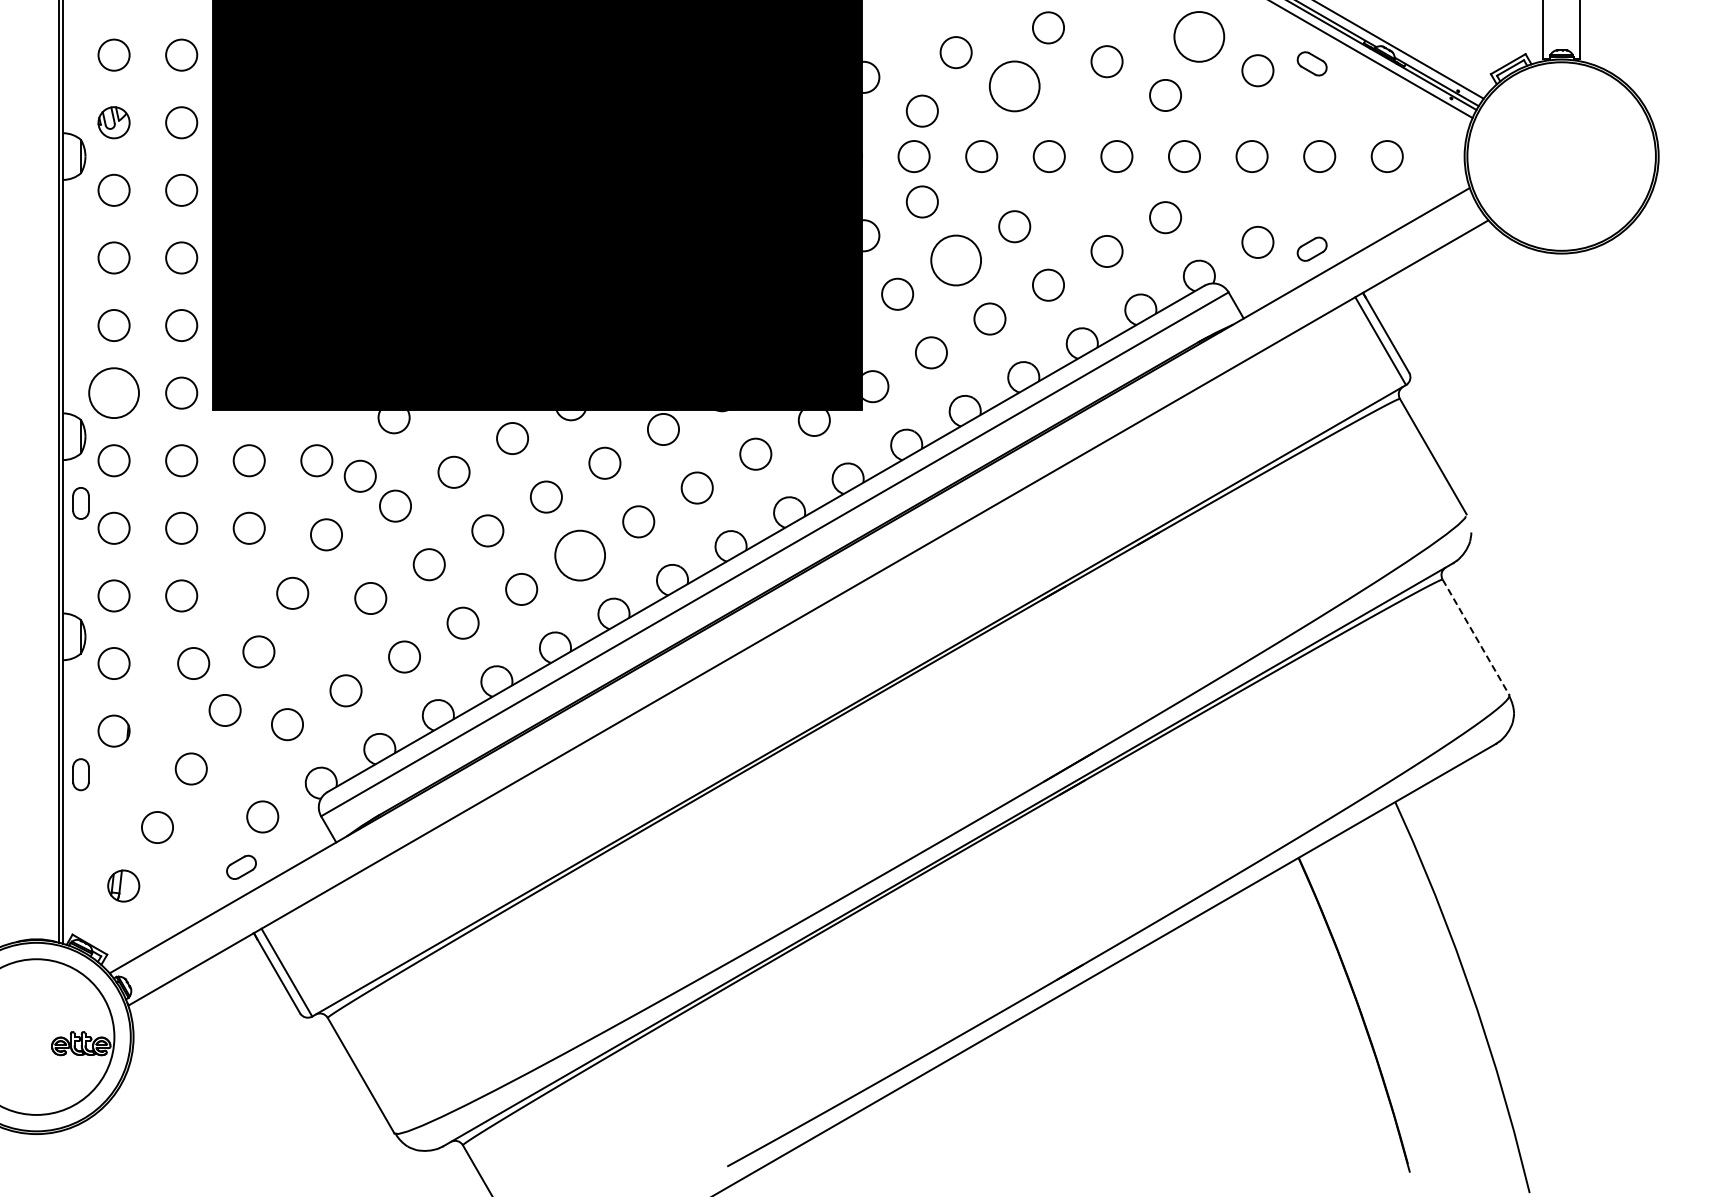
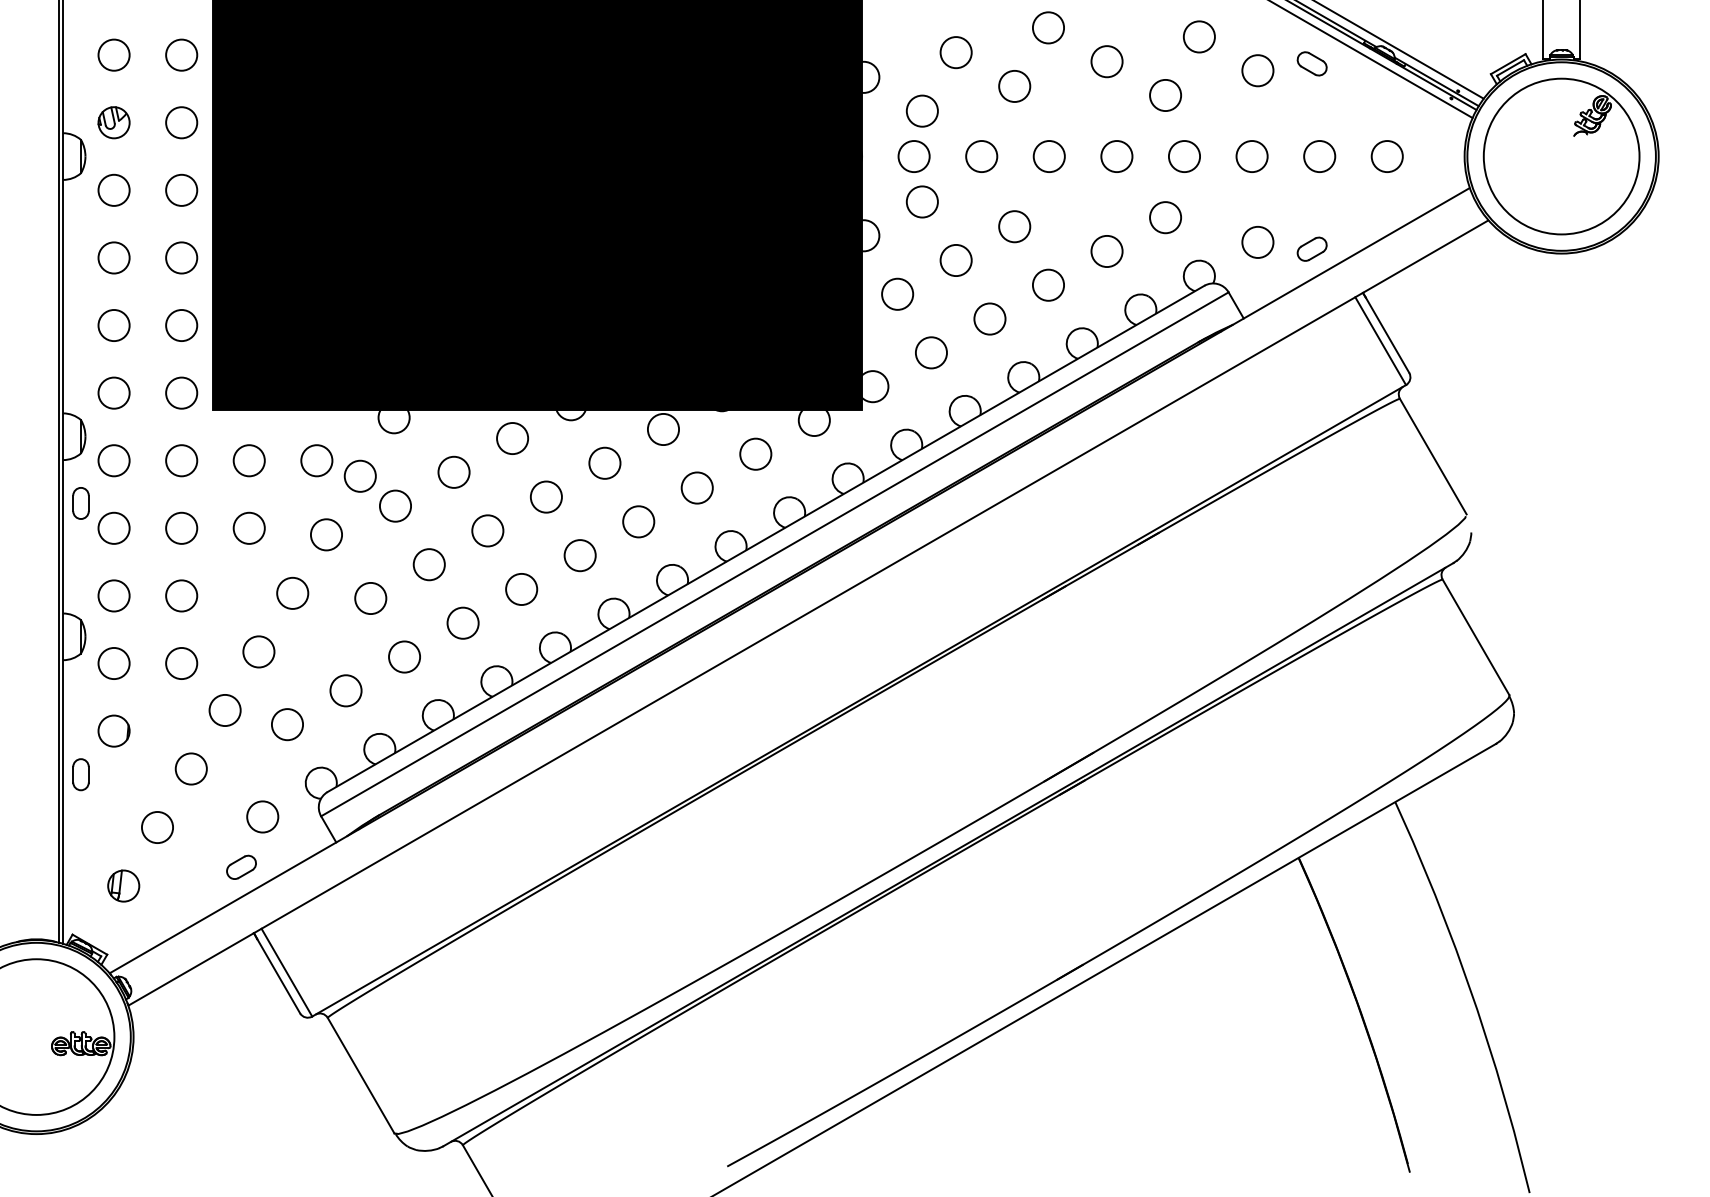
circle size: 53x52 px -> 33x34 px (1199, 36)
circle diameter: 50 px -> 31 px (1014, 85)
part: none -> present (1561, 156)
circle diameter: 50 px -> 31 px (955, 260)
circle diameter: 50 px -> 31 px (113, 392)
circle diameter: 50 px -> 31 px (579, 555)
line: dashed -> solid (1476, 637)
circle position: (193, 663) -> (181, 663) (181, 663)
